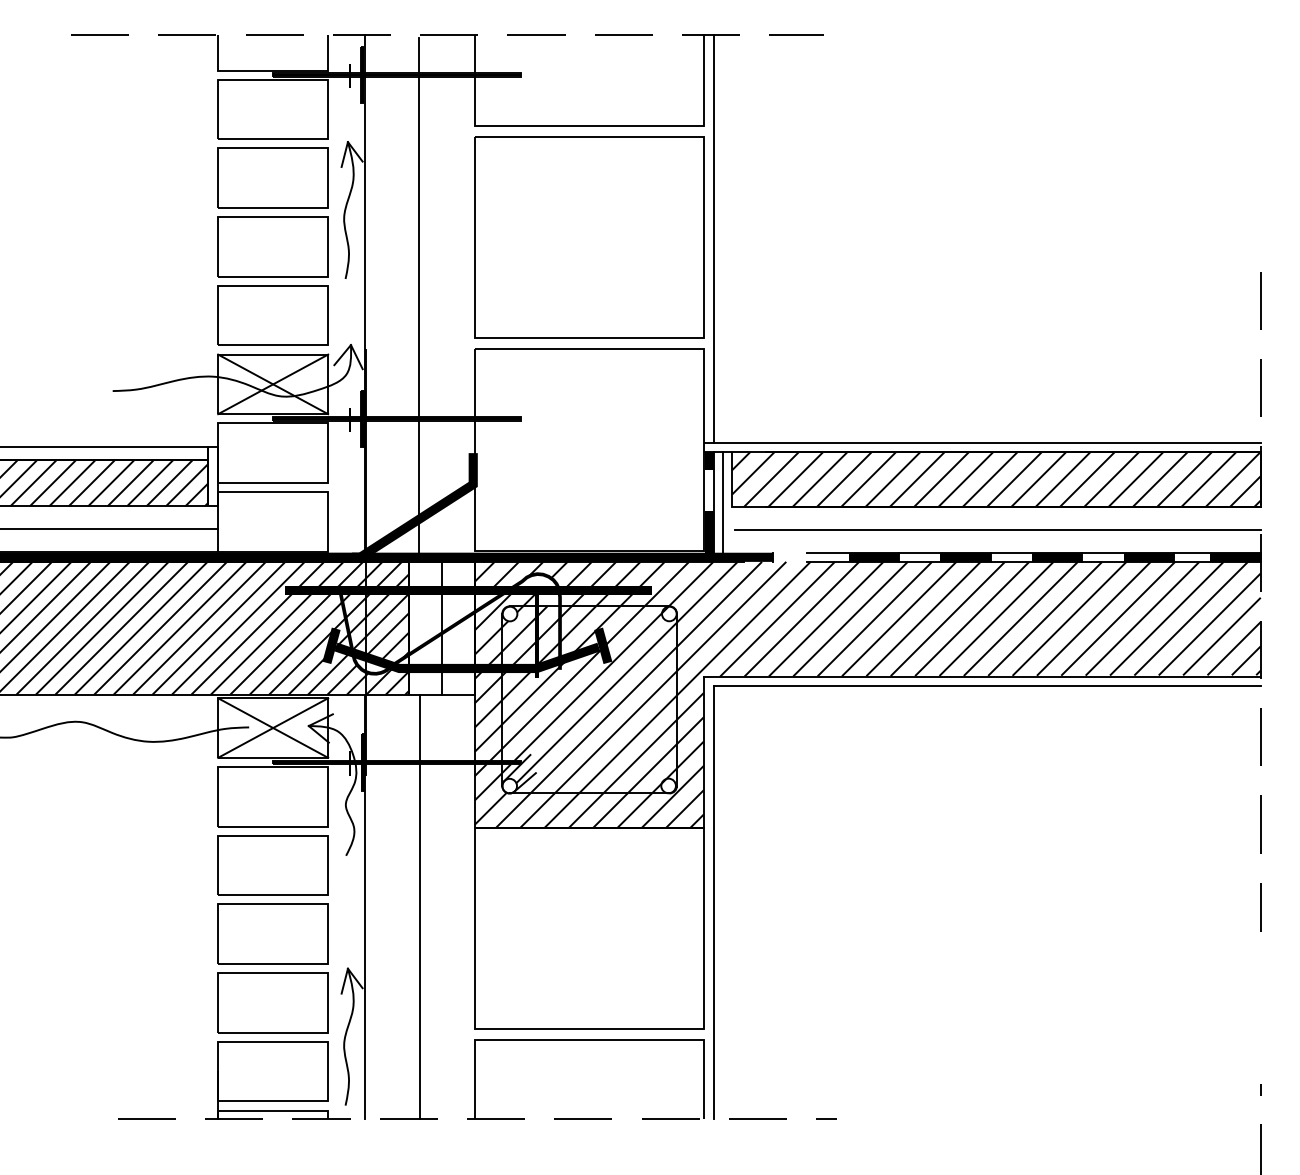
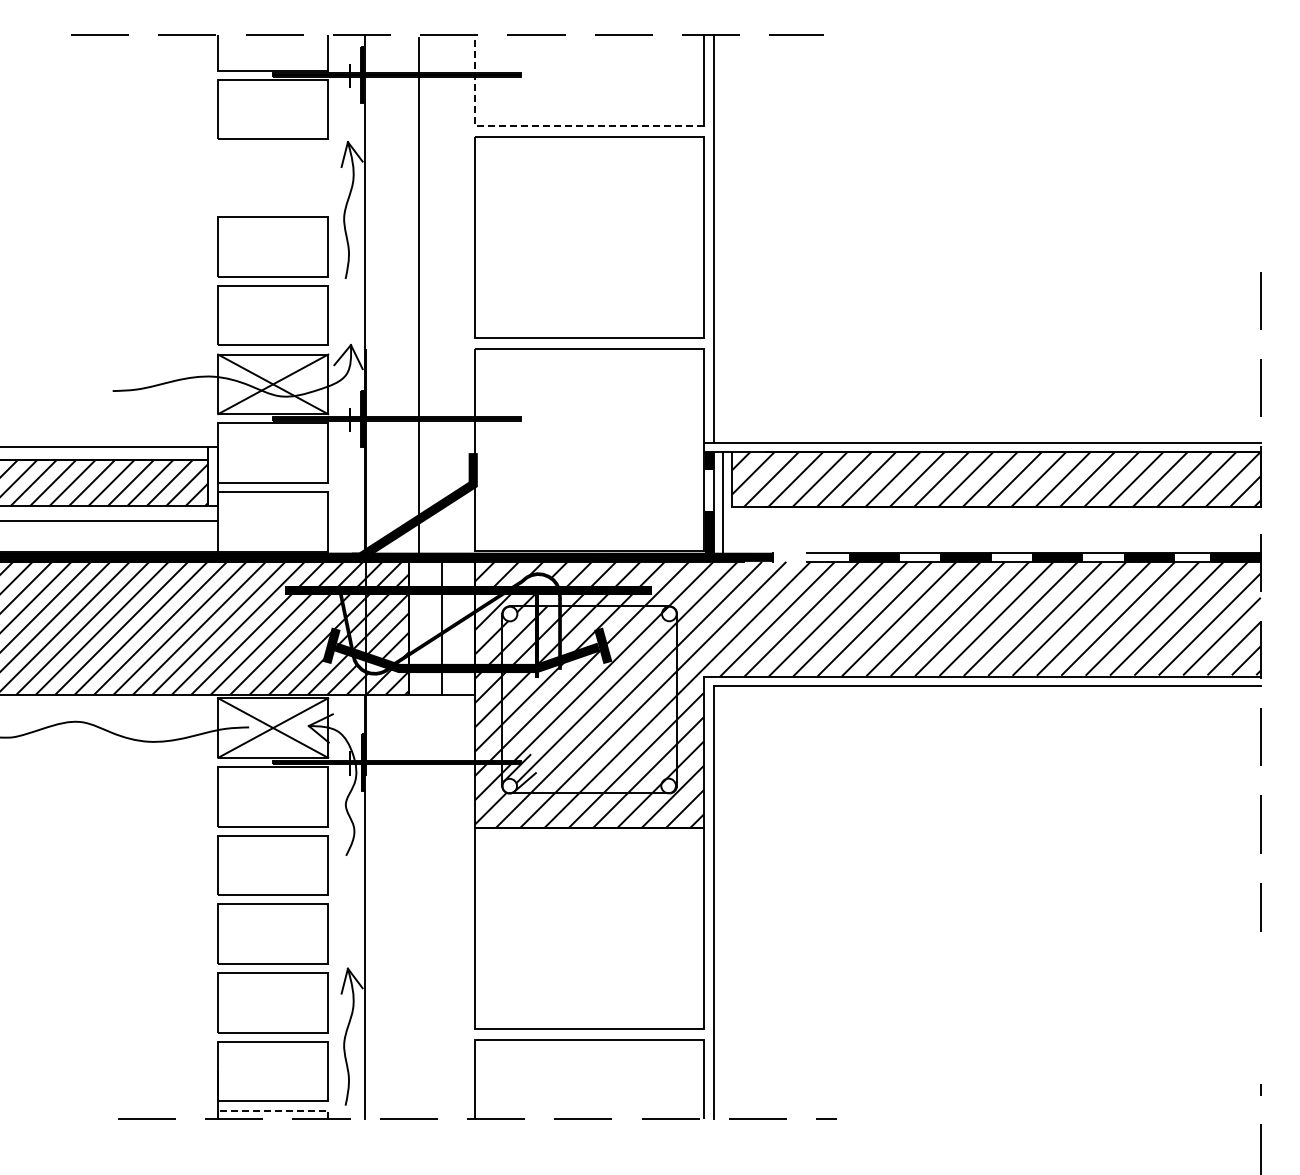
line: solid -> dashed (543, 125)
part: present -> none (272, 177)
line position: (110, 528) -> (110, 520) (110, 520)
line: present -> none (997, 530)
line: present -> none (420, 906)
line: solid -> dashed (273, 1110)
